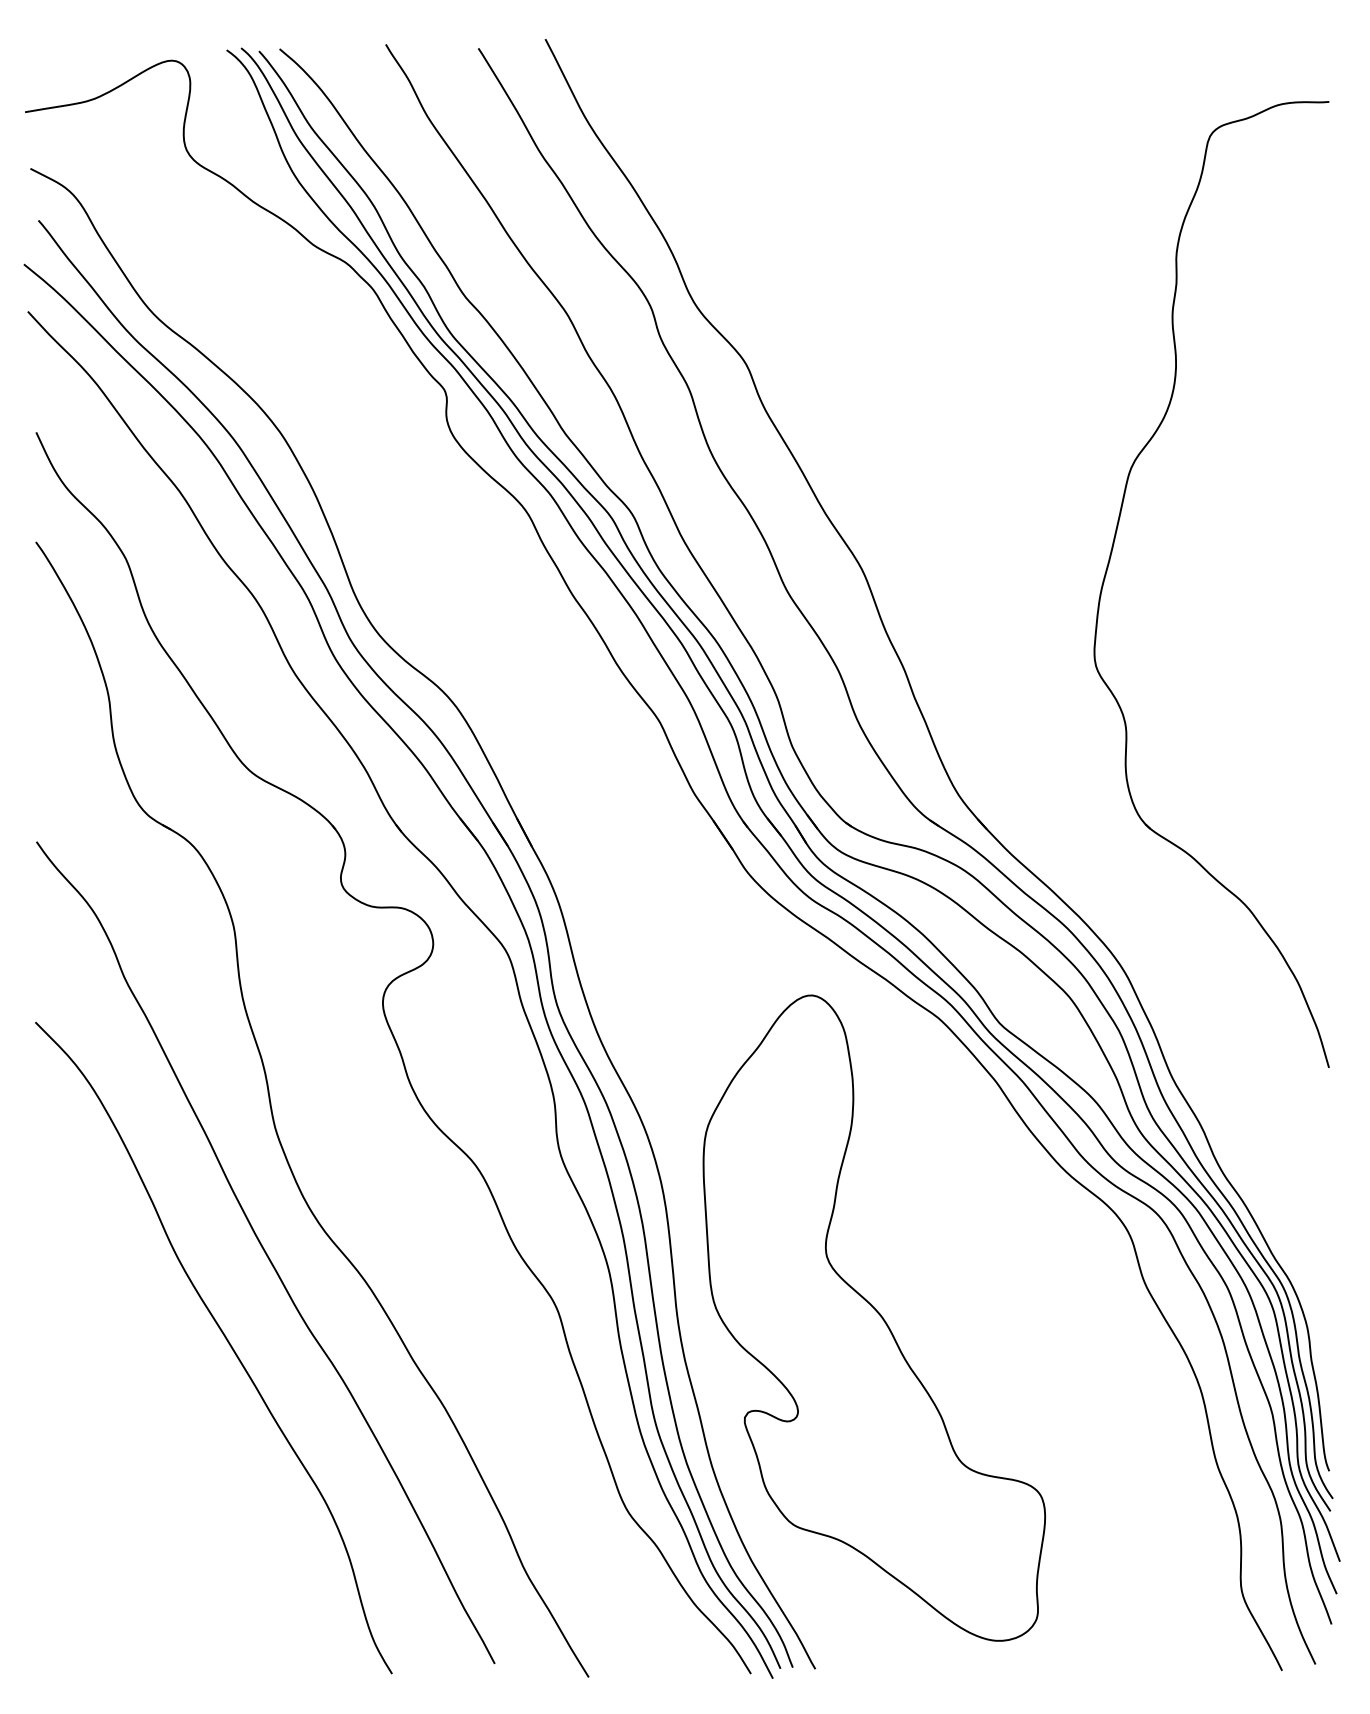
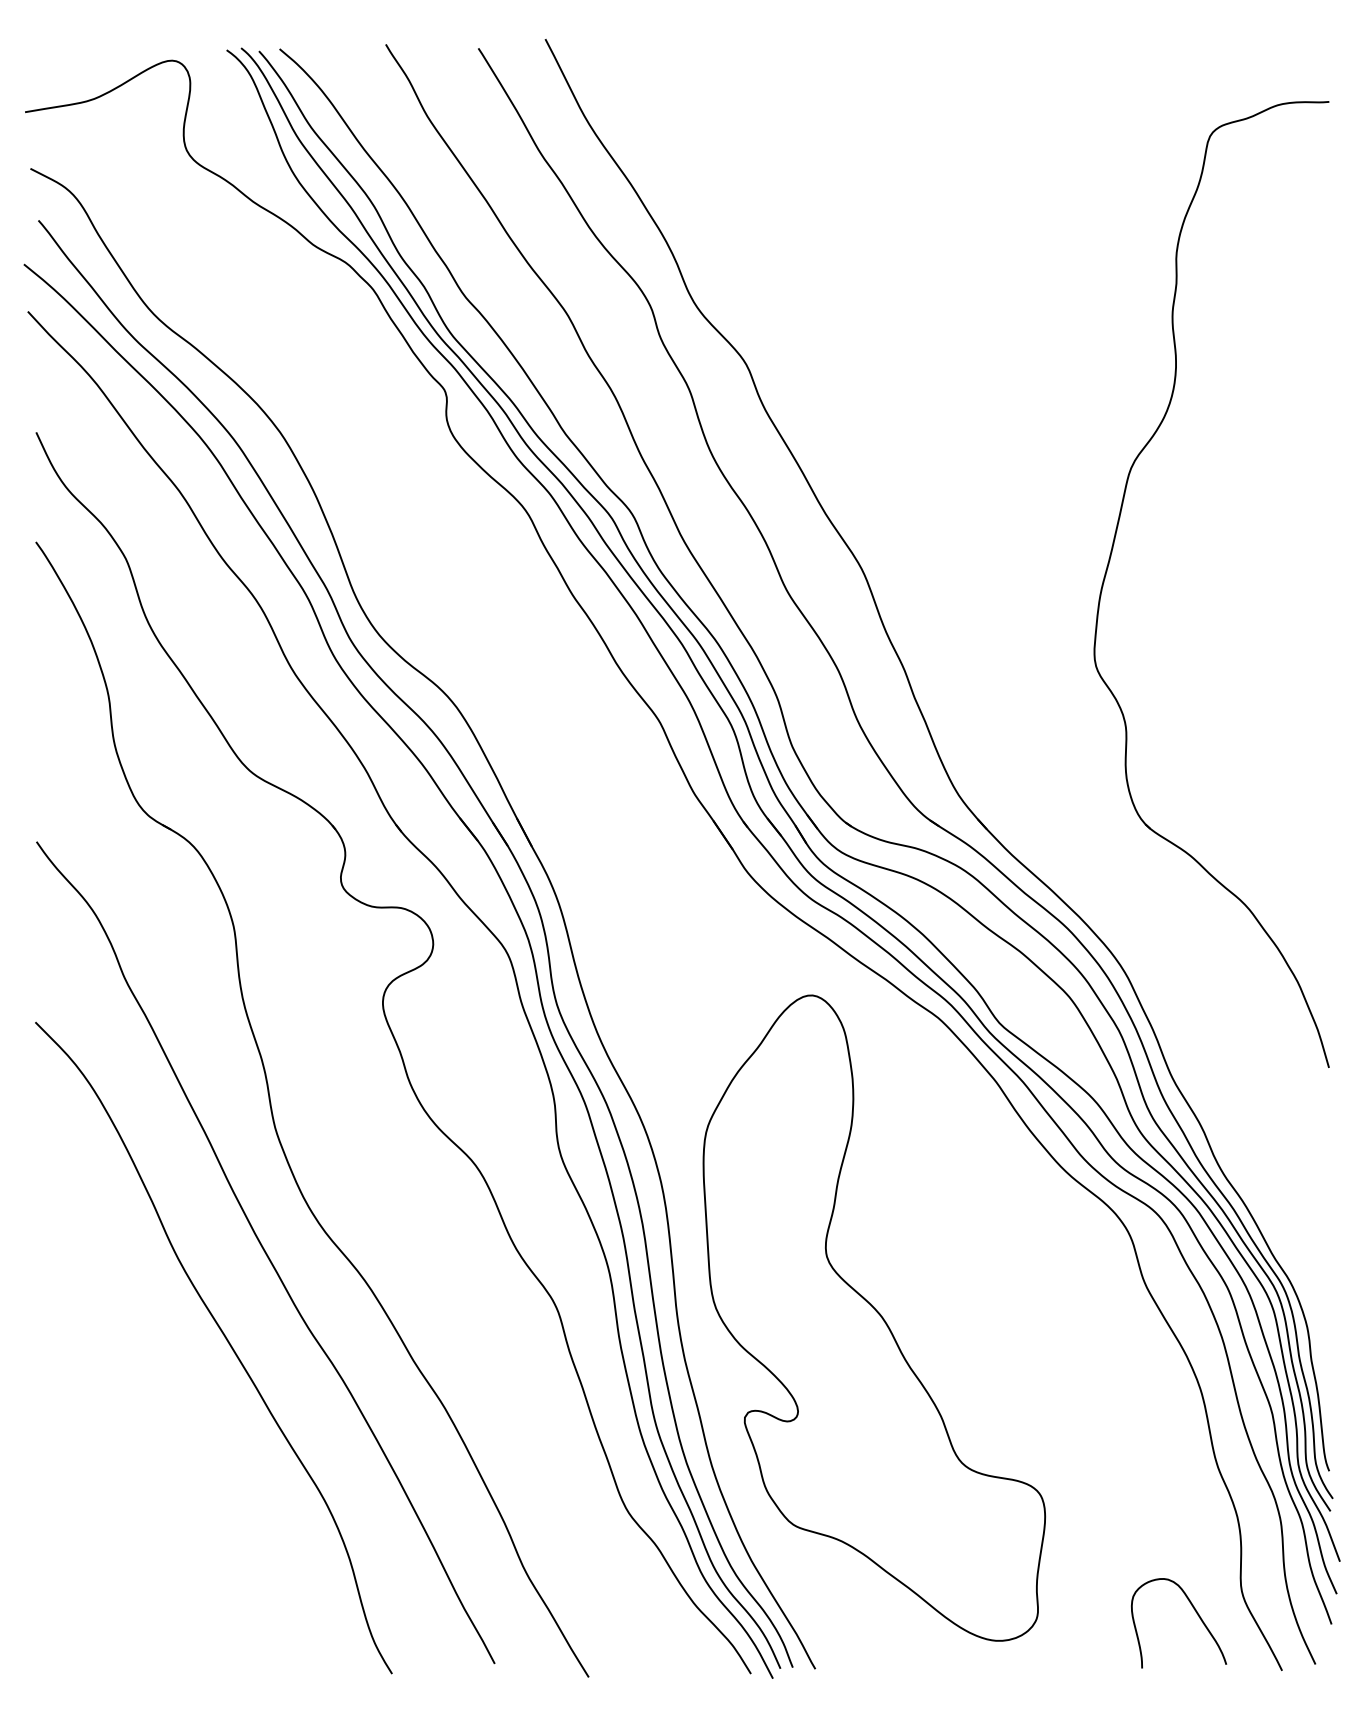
curve: none -> present (1195, 1612)
